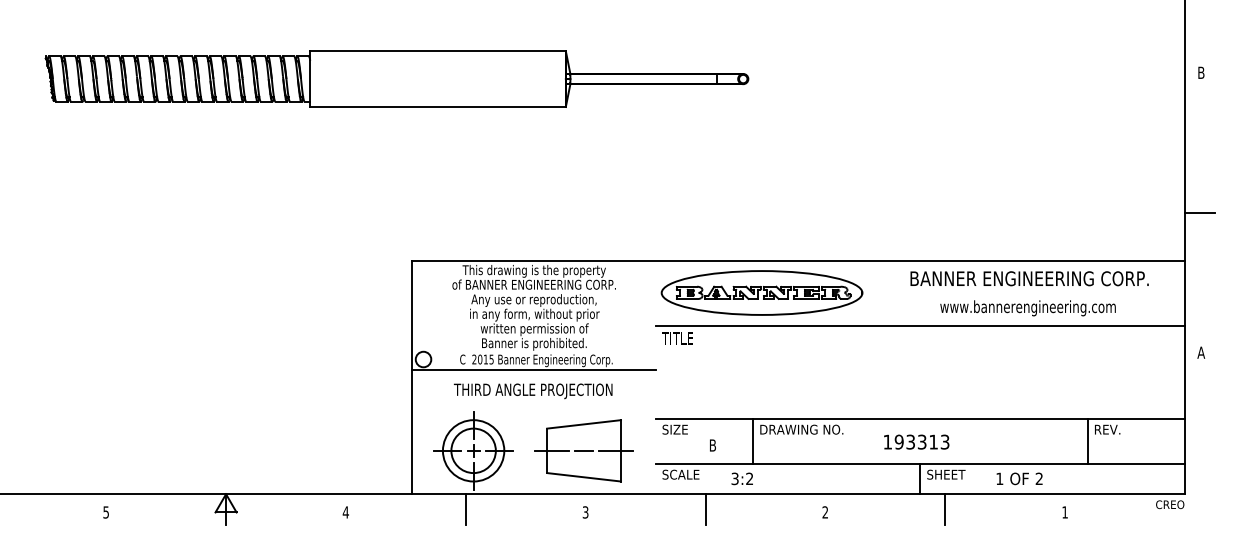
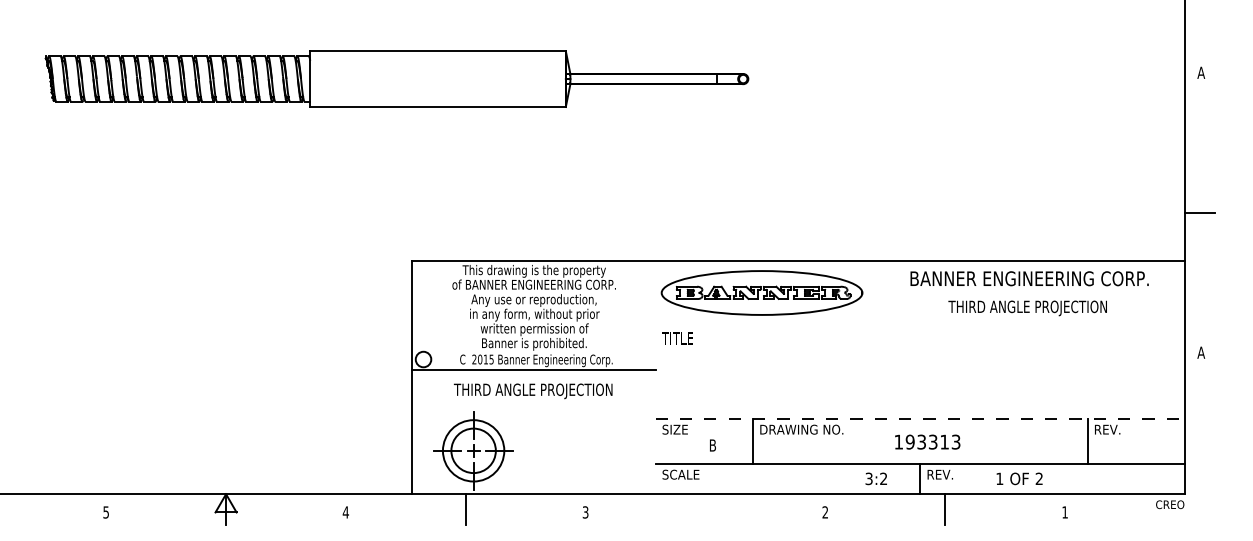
text: B -> A (1201, 72)
text: www.bannerengineering.com -> THIRD ANGLE PROJECTION (1027, 308)
line: present -> none (919, 326)
line: solid -> dashed (920, 418)
text position: (916, 441) -> (927, 441) (927, 441)
part: present -> none (583, 450)
text: SHEET -> REV. (946, 474)
text position: (741, 478) -> (875, 478) (875, 478)
line: present -> none (705, 509)
